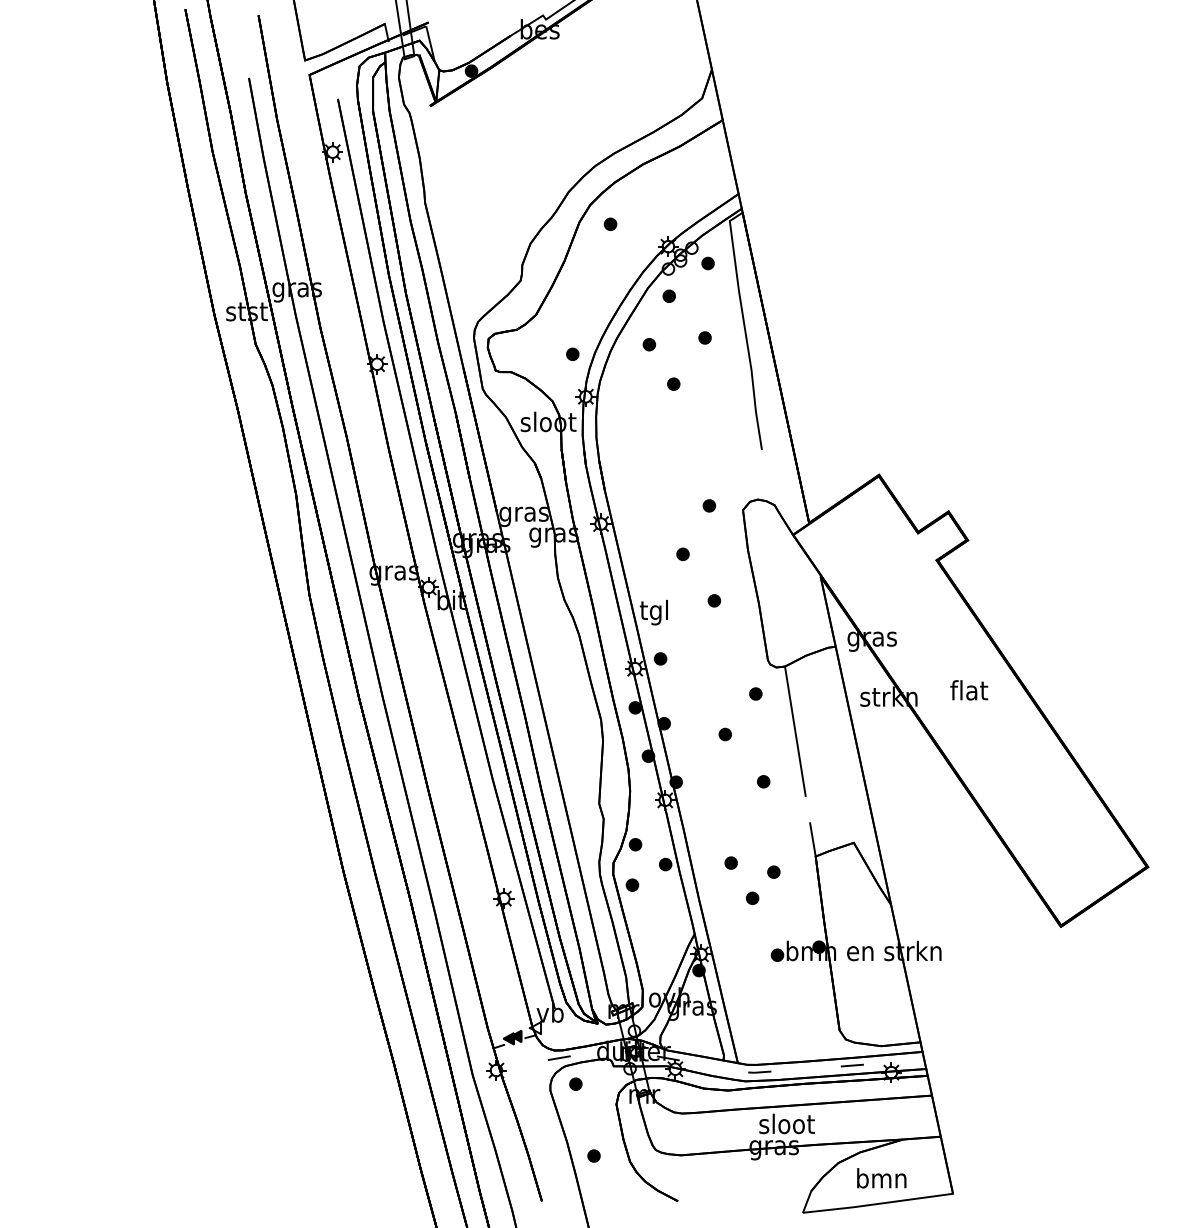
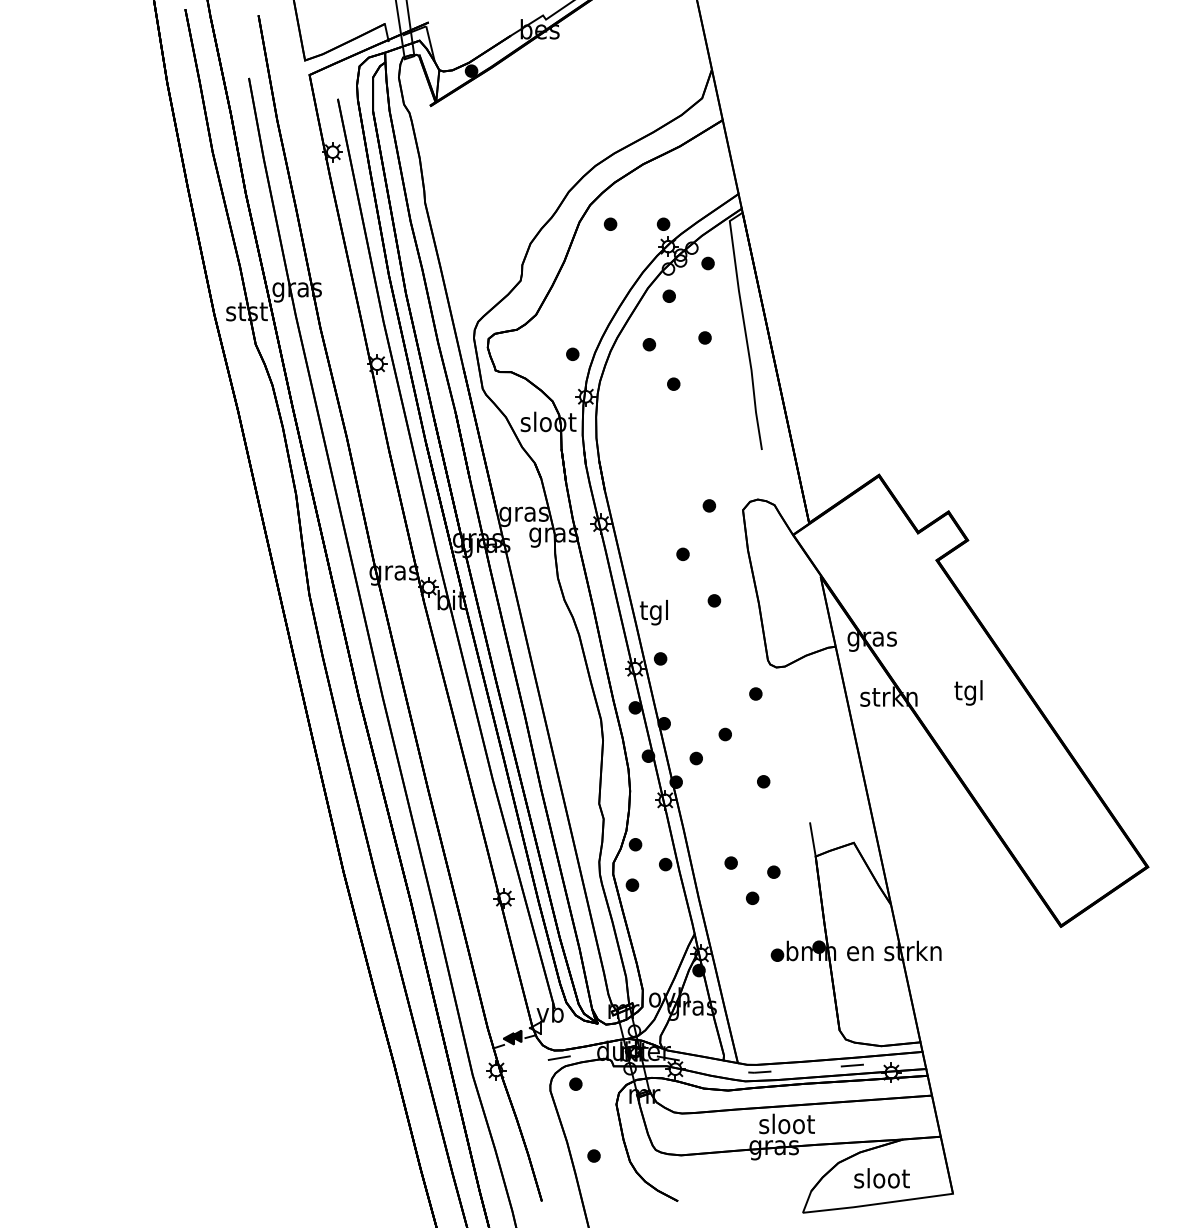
part: none -> present (663, 223)
text: flat -> tgl (969, 692)
line: present -> none (795, 730)
part: none -> present (695, 758)
text: bmn -> sloot (881, 1178)
